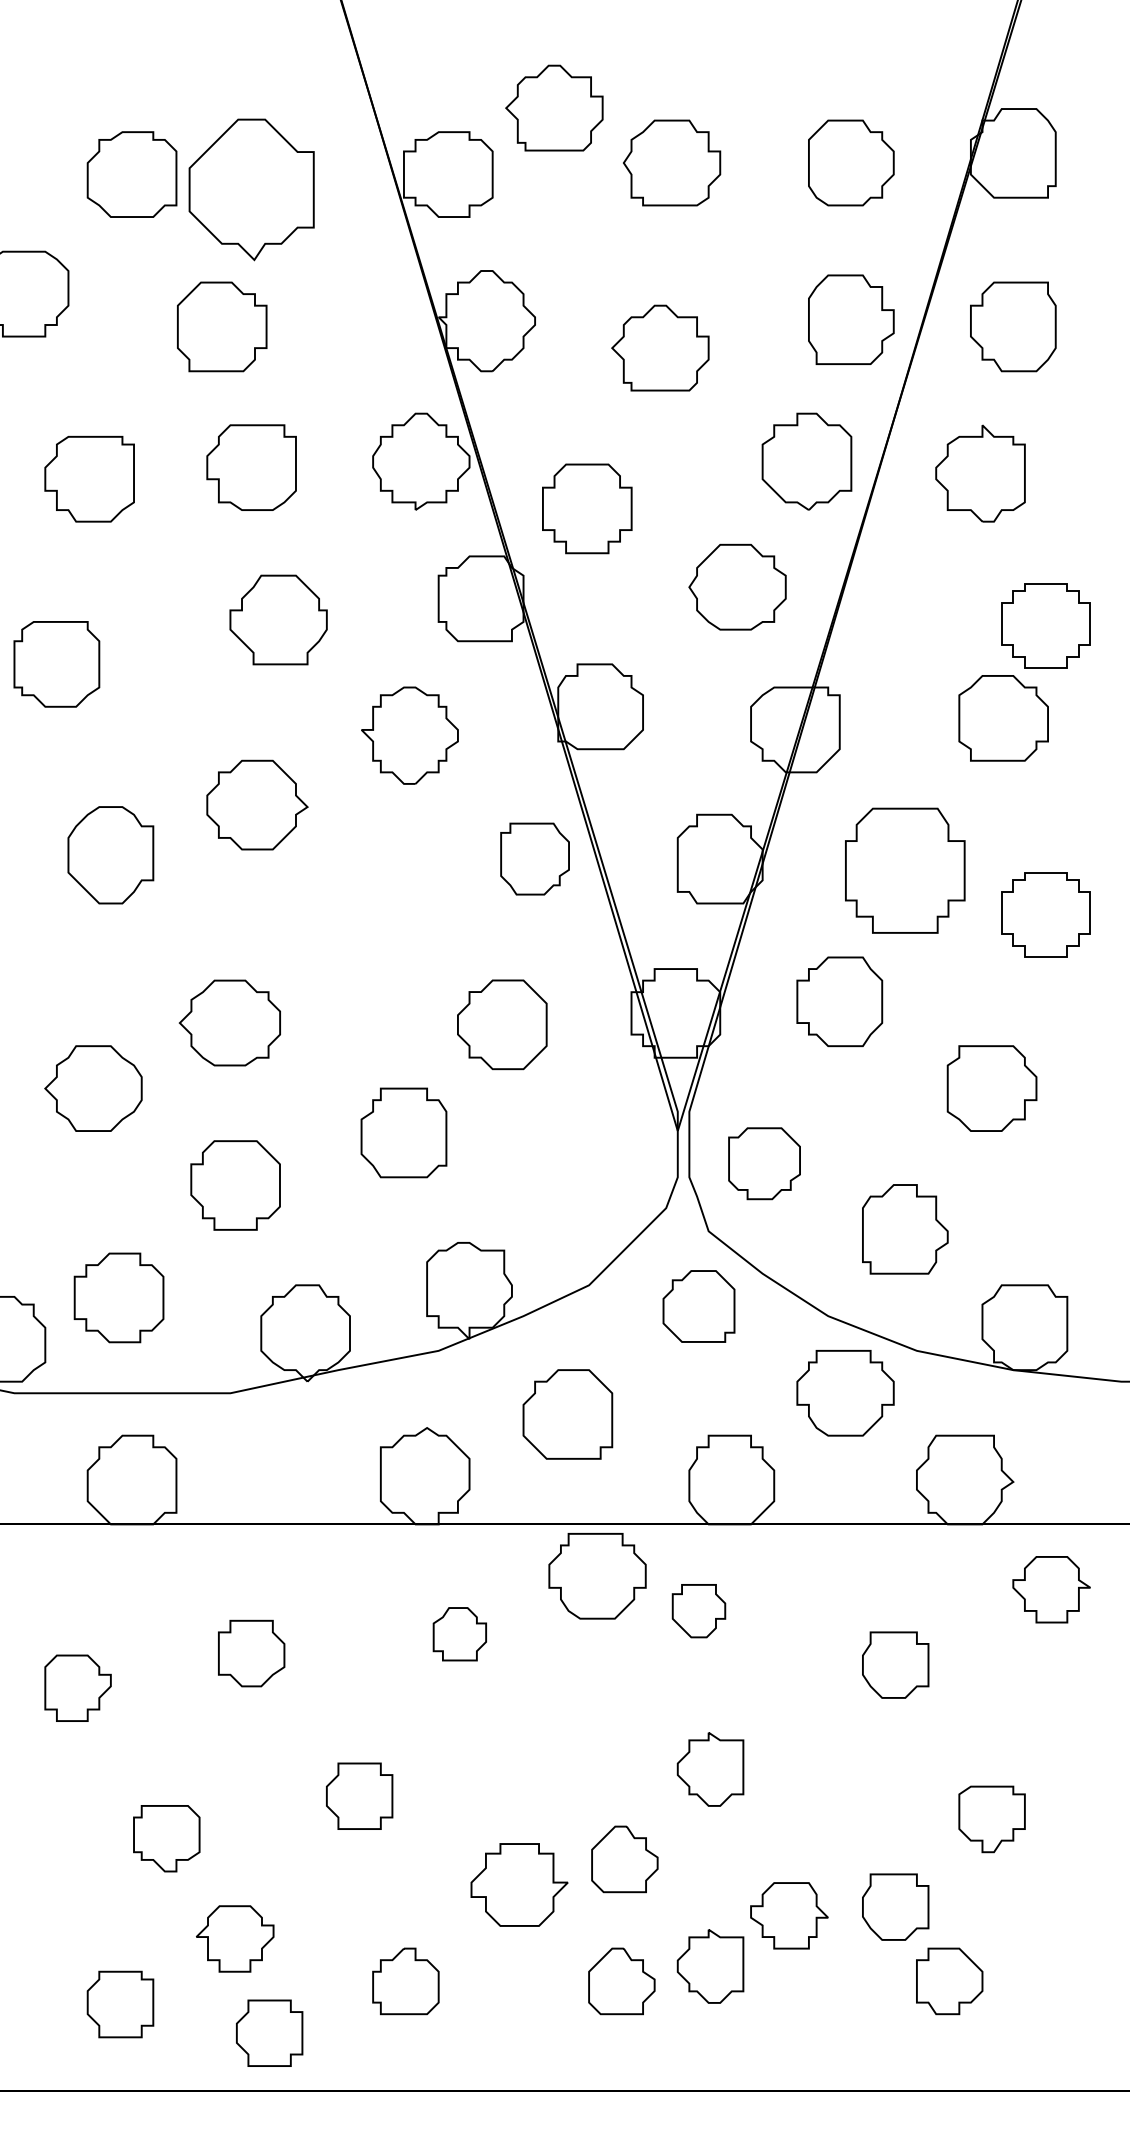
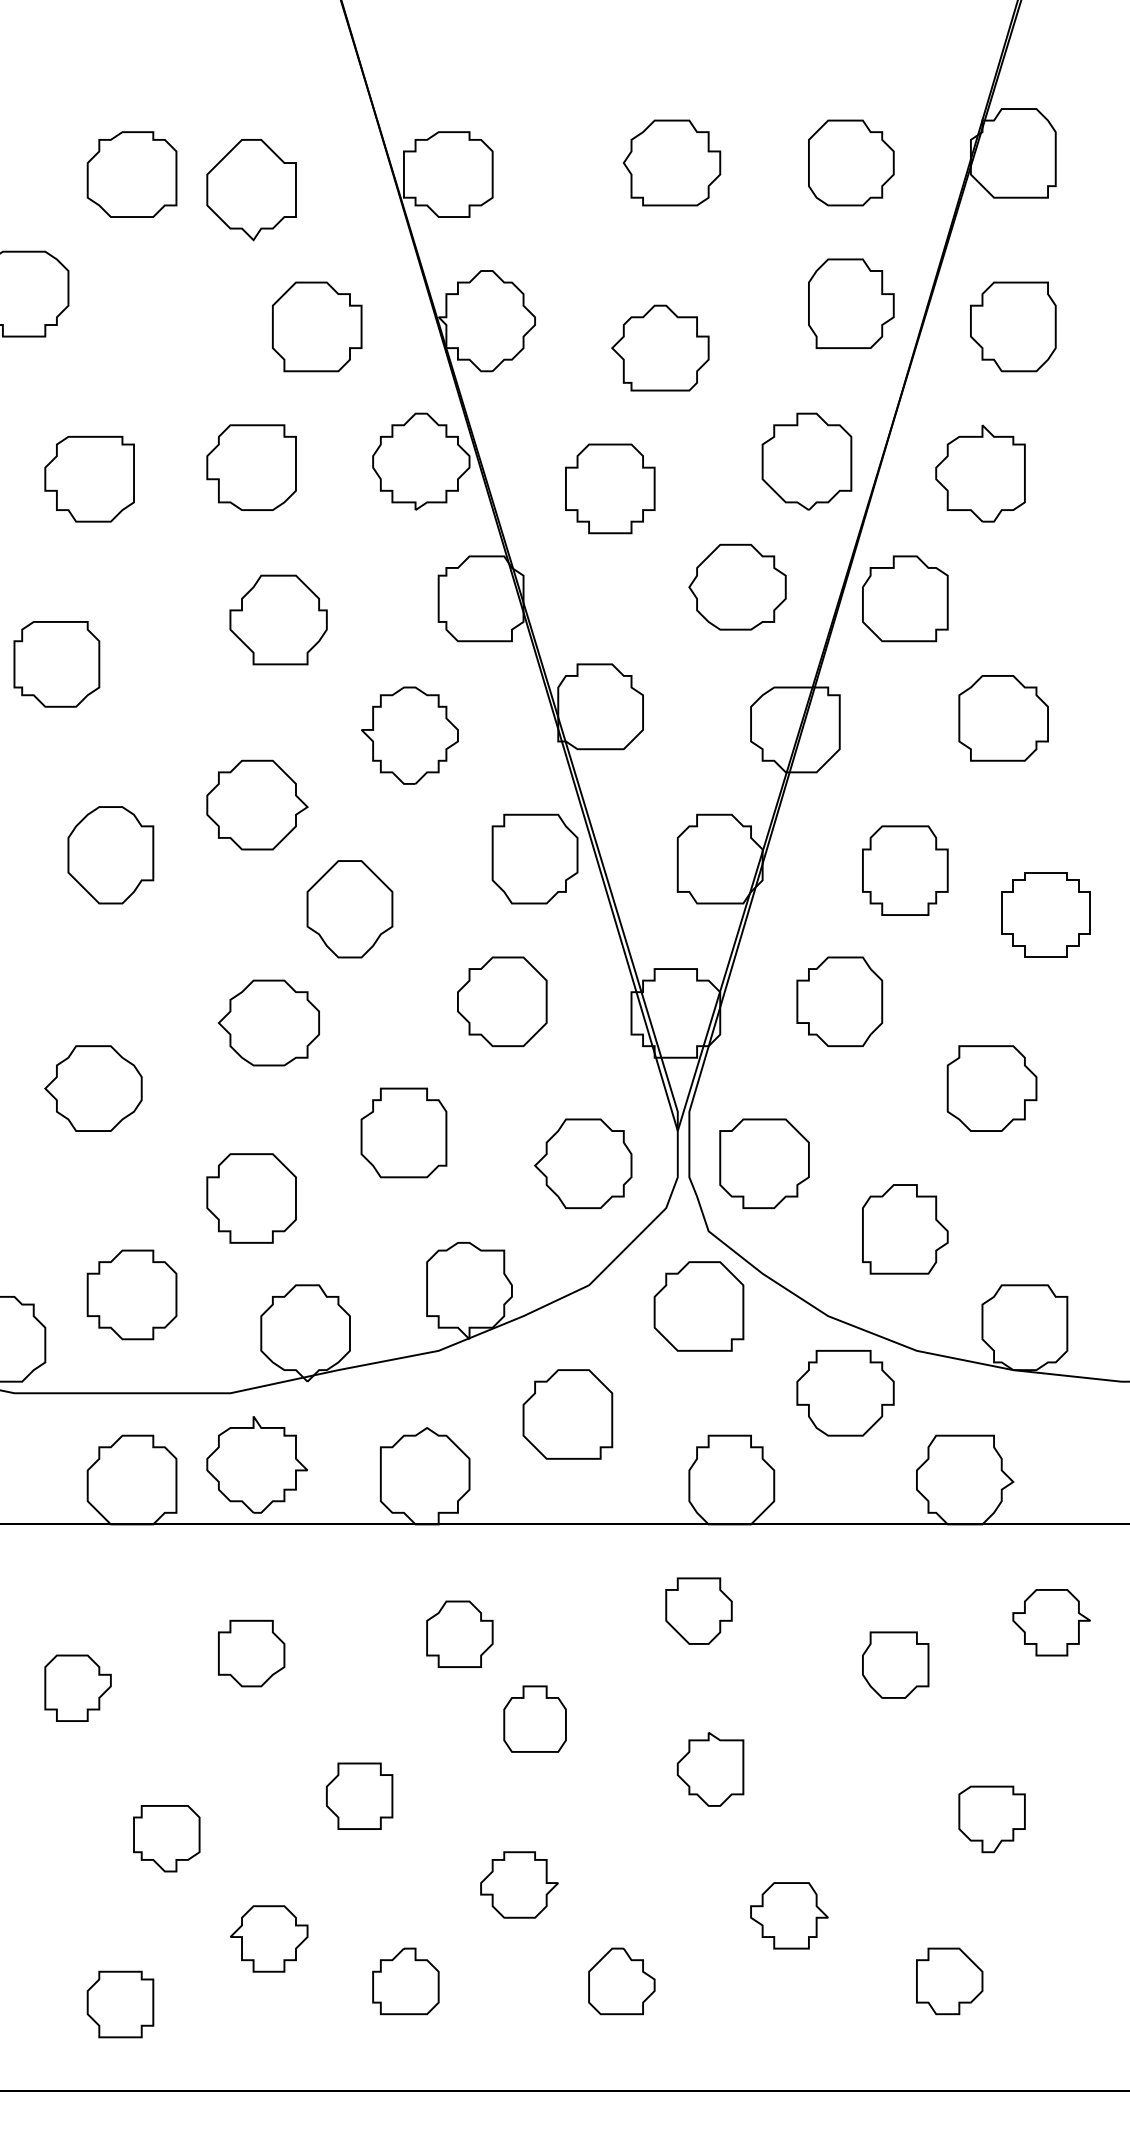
part: present -> none (554, 107)
part size: 127x144 px -> 91x103 px (251, 190)
part position: (851, 319) -> (851, 303) (851, 303)
part position: (222, 326) -> (317, 326) (317, 326)
part position: (587, 508) -> (610, 488) (610, 488)
part: none -> present (905, 598)
part: present -> none (1045, 625)
part size: 70x74 px -> 88x92 px (534, 858)
part size: 121x127 px -> 87x91 px (905, 870)
part: none -> present (349, 909)
part position: (229, 1022) -> (268, 1022) (268, 1022)
part position: (502, 1024) -> (502, 1001) (502, 1001)
part: none -> present (583, 1163)
part size: 73x74 px -> 91x91 px (764, 1163)
part position: (235, 1185) -> (251, 1198) (251, 1198)
part position: (118, 1297) -> (131, 1294) (131, 1294)
part size: 74x73 px -> 92x91 px (698, 1306)
part: none -> present (256, 1464)
part: present -> none (597, 1576)
part position: (1051, 1589) -> (1051, 1622) (1051, 1622)
part size: 56x55 px -> 68x68 px (698, 1610)
part size: 55x55 px -> 68x68 px (459, 1633)
part: none -> present (534, 1718)
part: present -> none (624, 1859)
part size: 99x84 px -> 79x68 px (519, 1884)
part: present -> none (895, 1906)
part position: (235, 1938) -> (269, 1938) (269, 1938)
part: present -> none (710, 1966)
part: present -> none (269, 2032)
